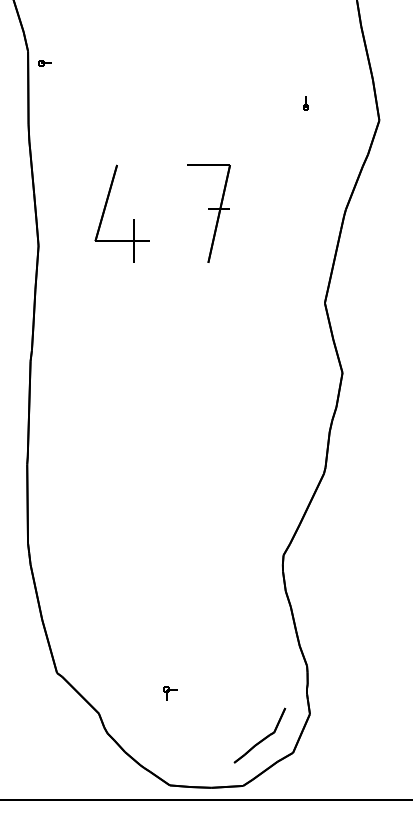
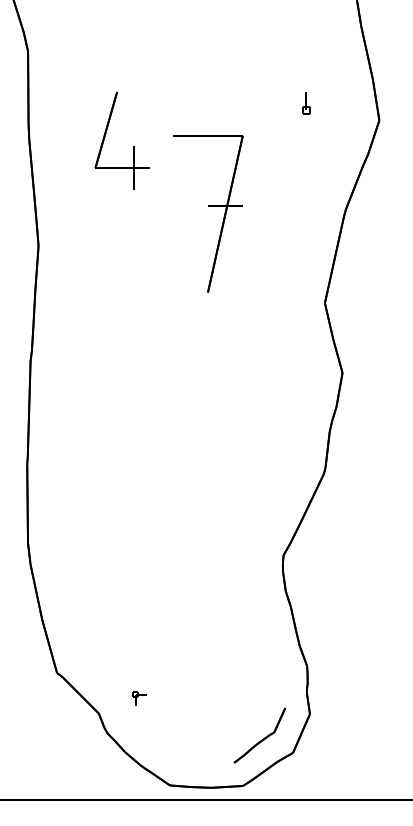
part: present -> none (44, 63)
part size: 6x15 px -> 9x23 px (306, 103)
part size: 44x99 px -> 71x158 px (208, 213)
part position: (133, 219) -> (133, 146) (133, 146)
part position: (170, 693) -> (139, 698) (139, 698)
